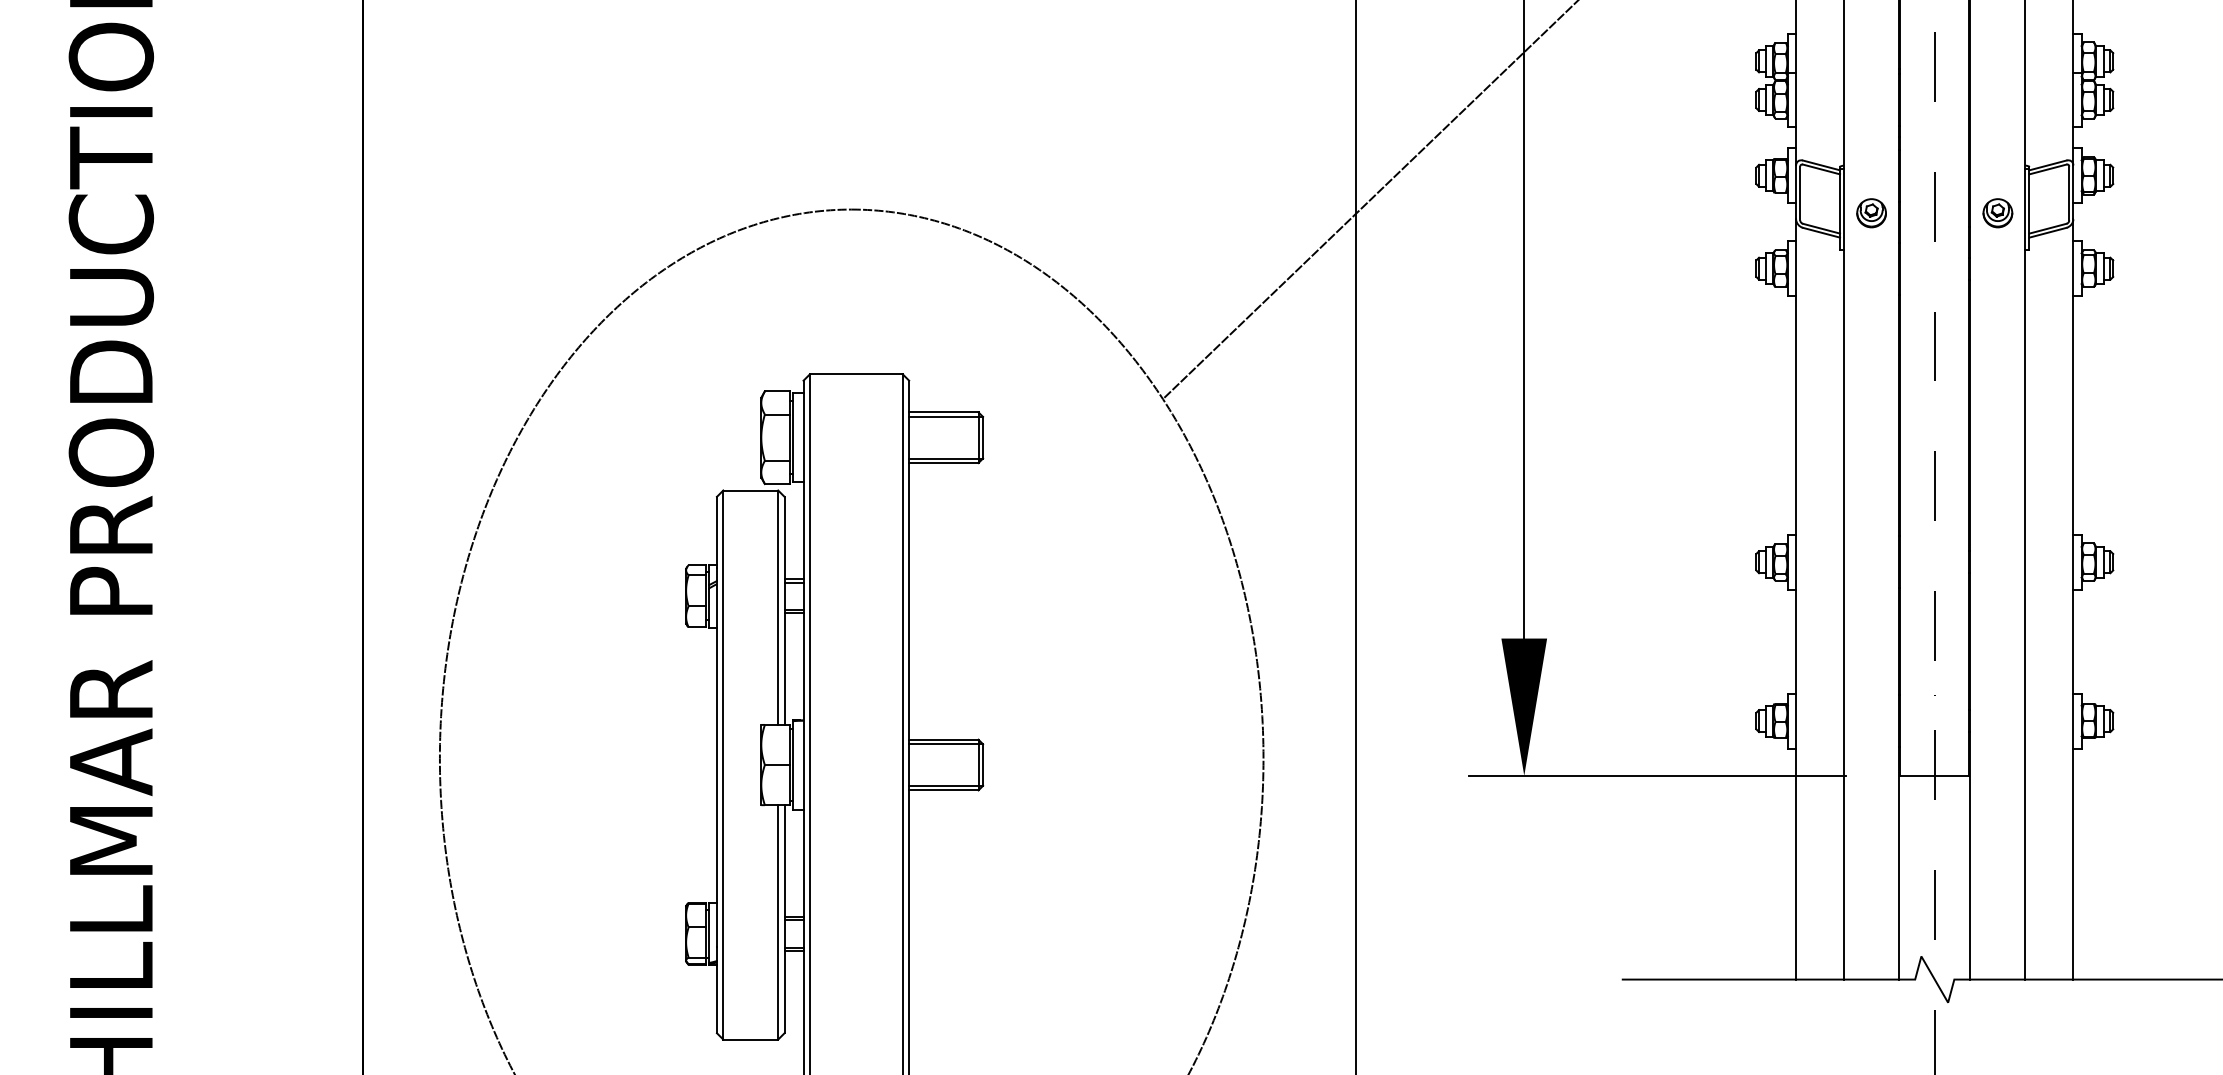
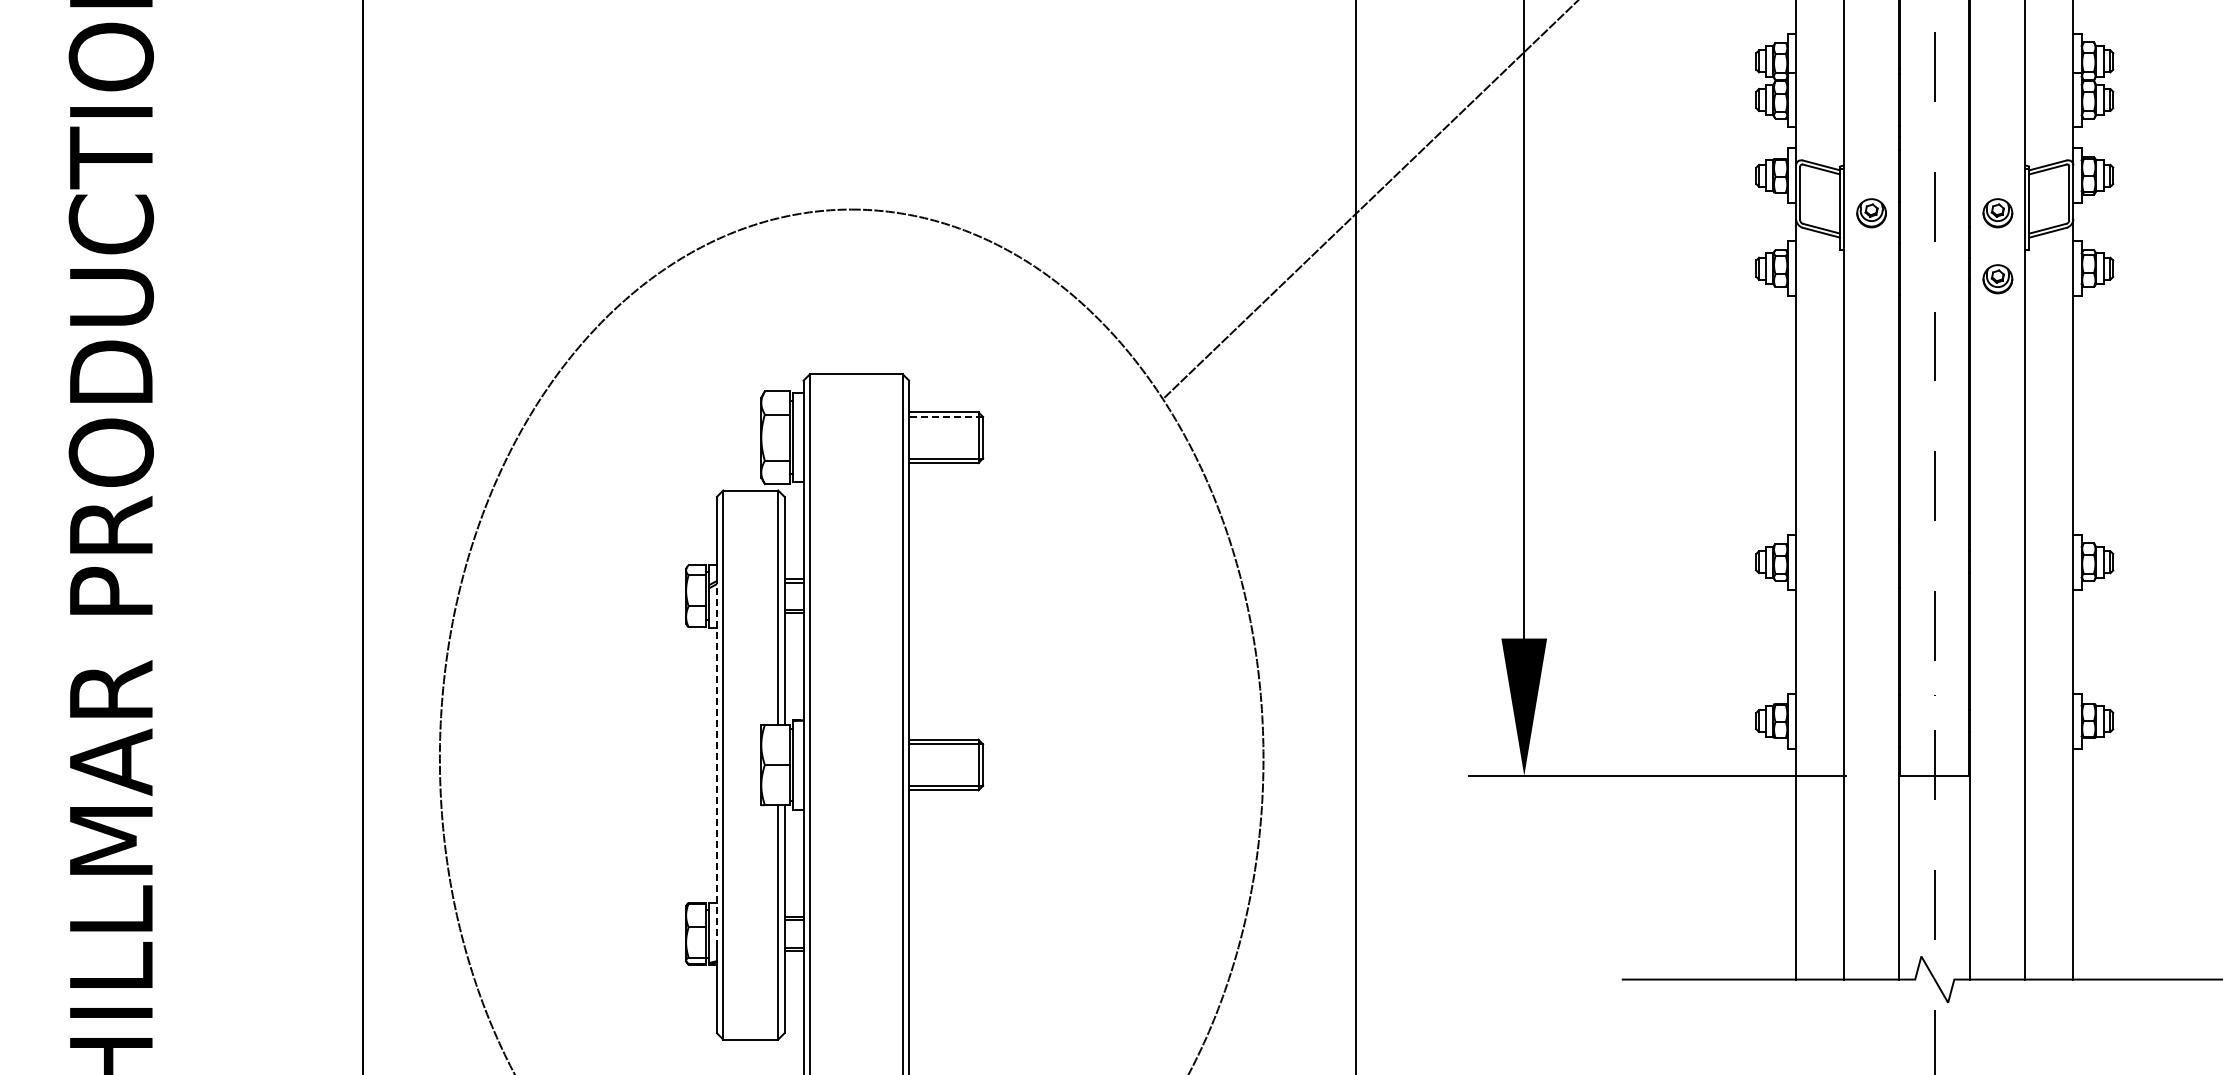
part: none -> present (1997, 279)
line: solid -> dashed (946, 416)
line: solid -> dashed (716, 764)
